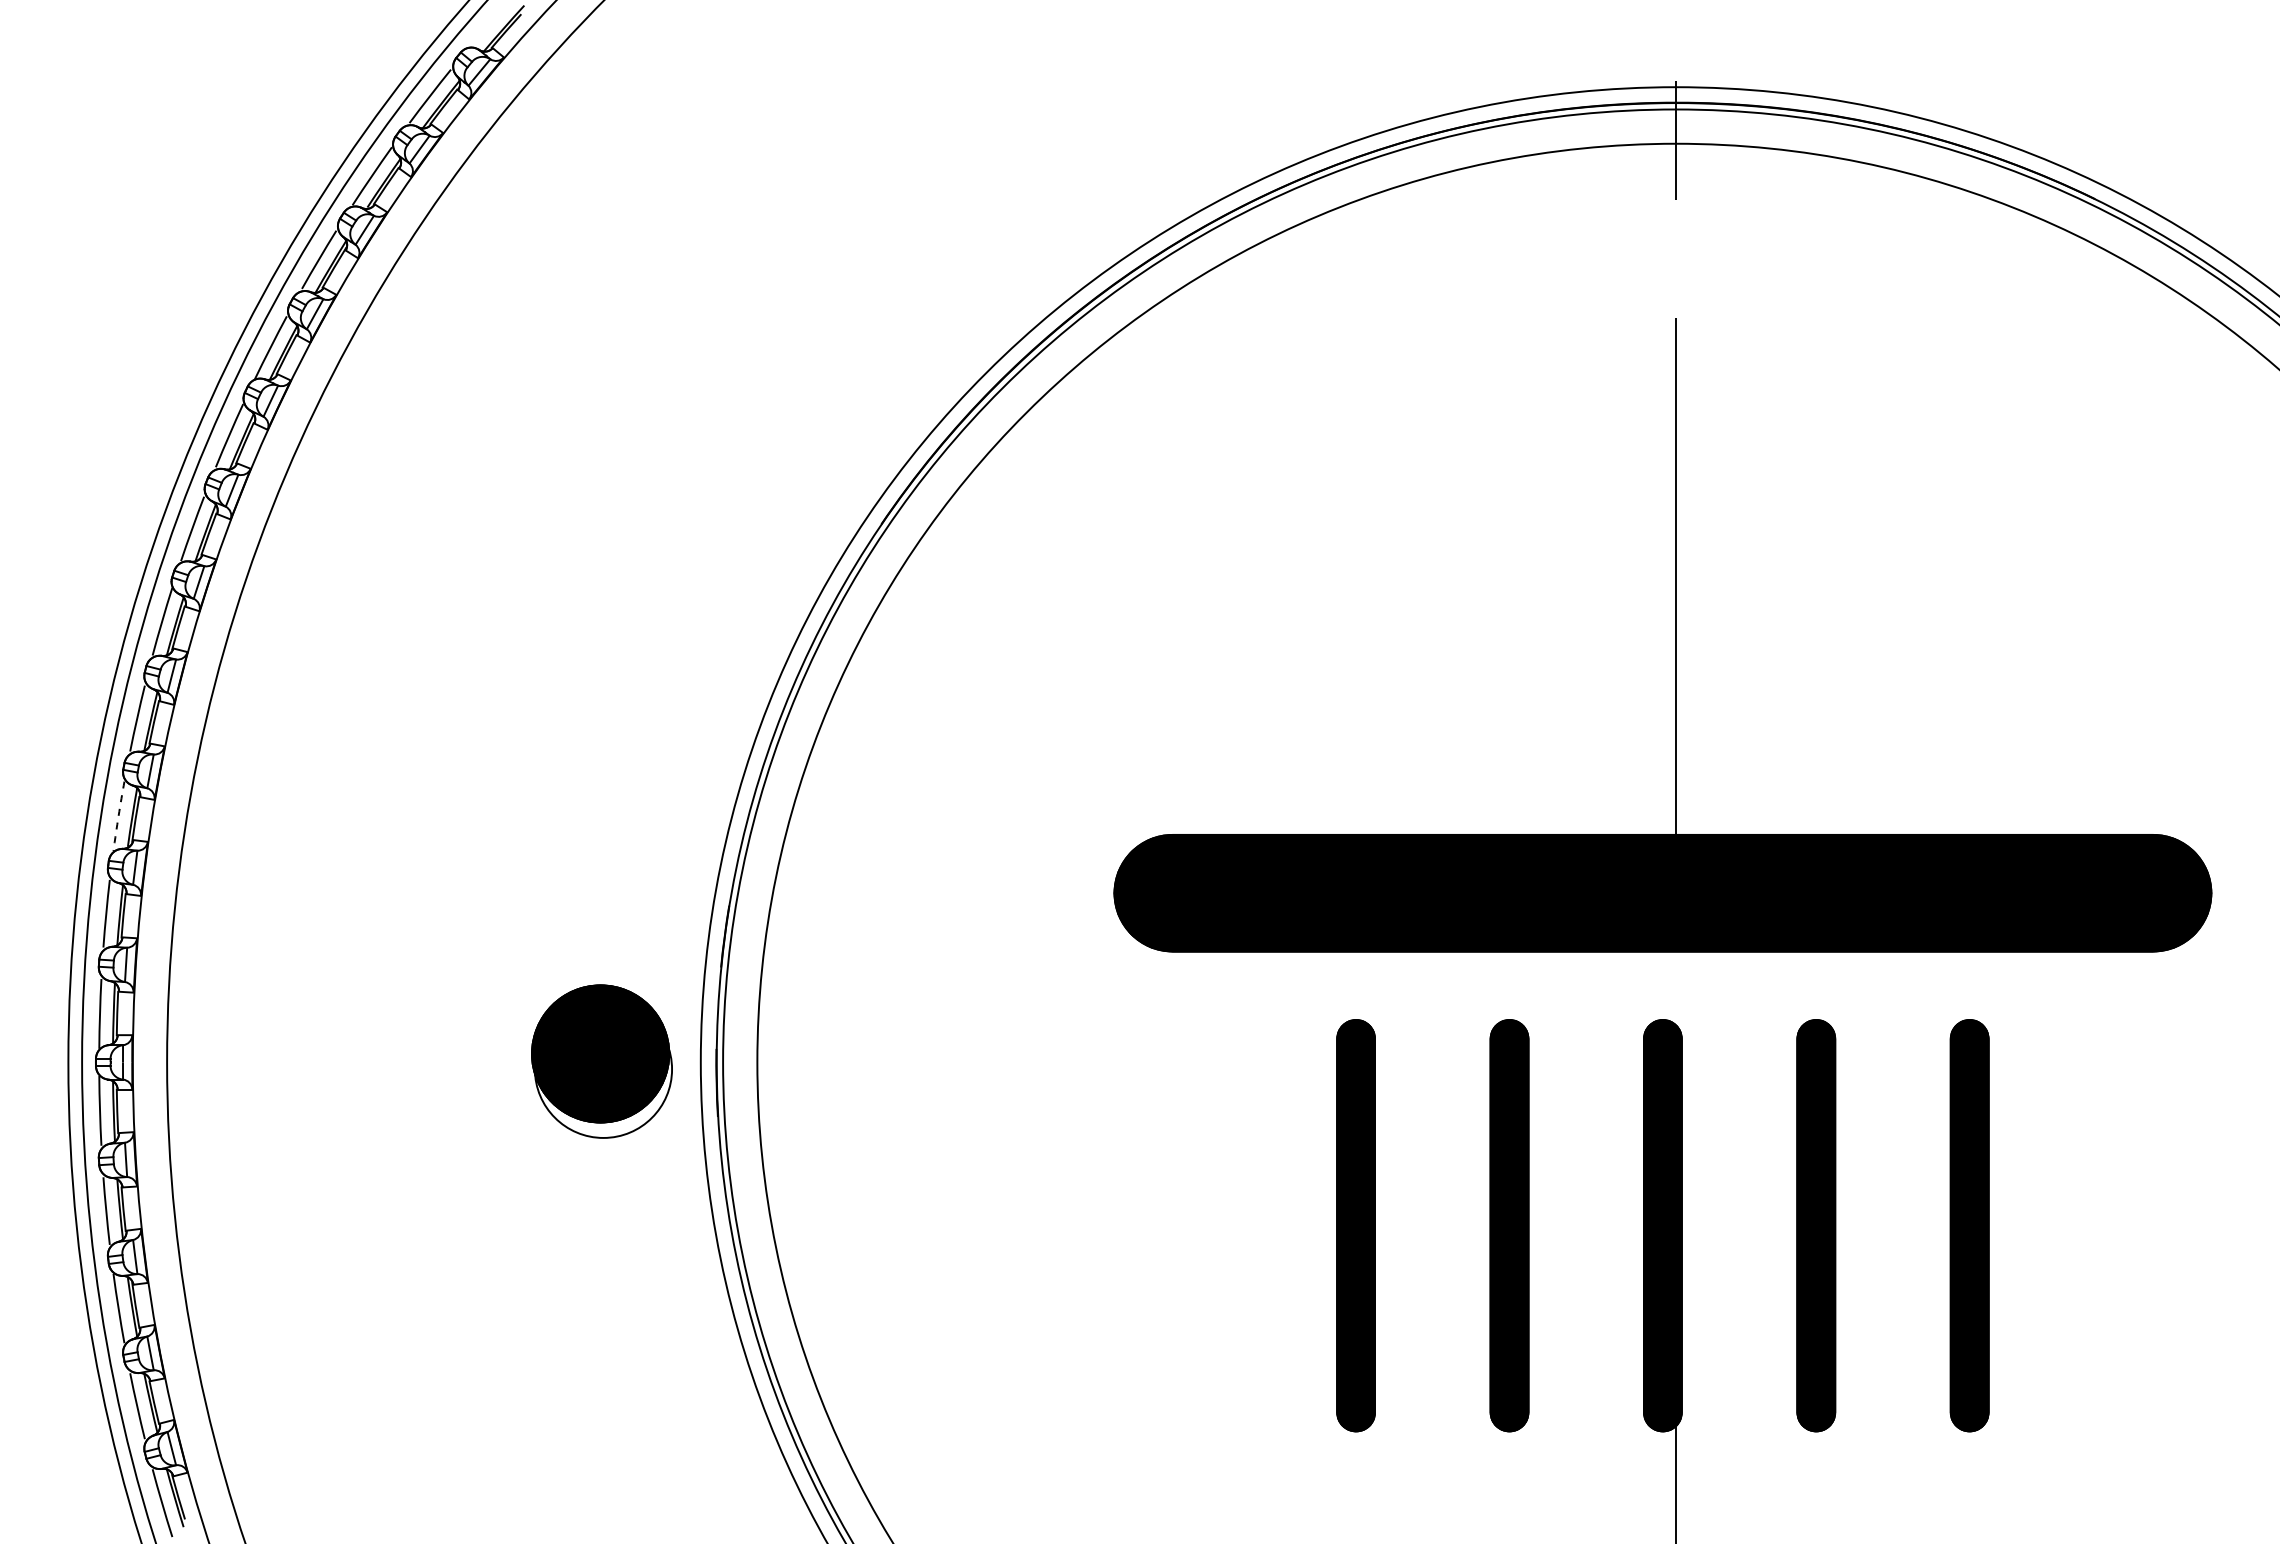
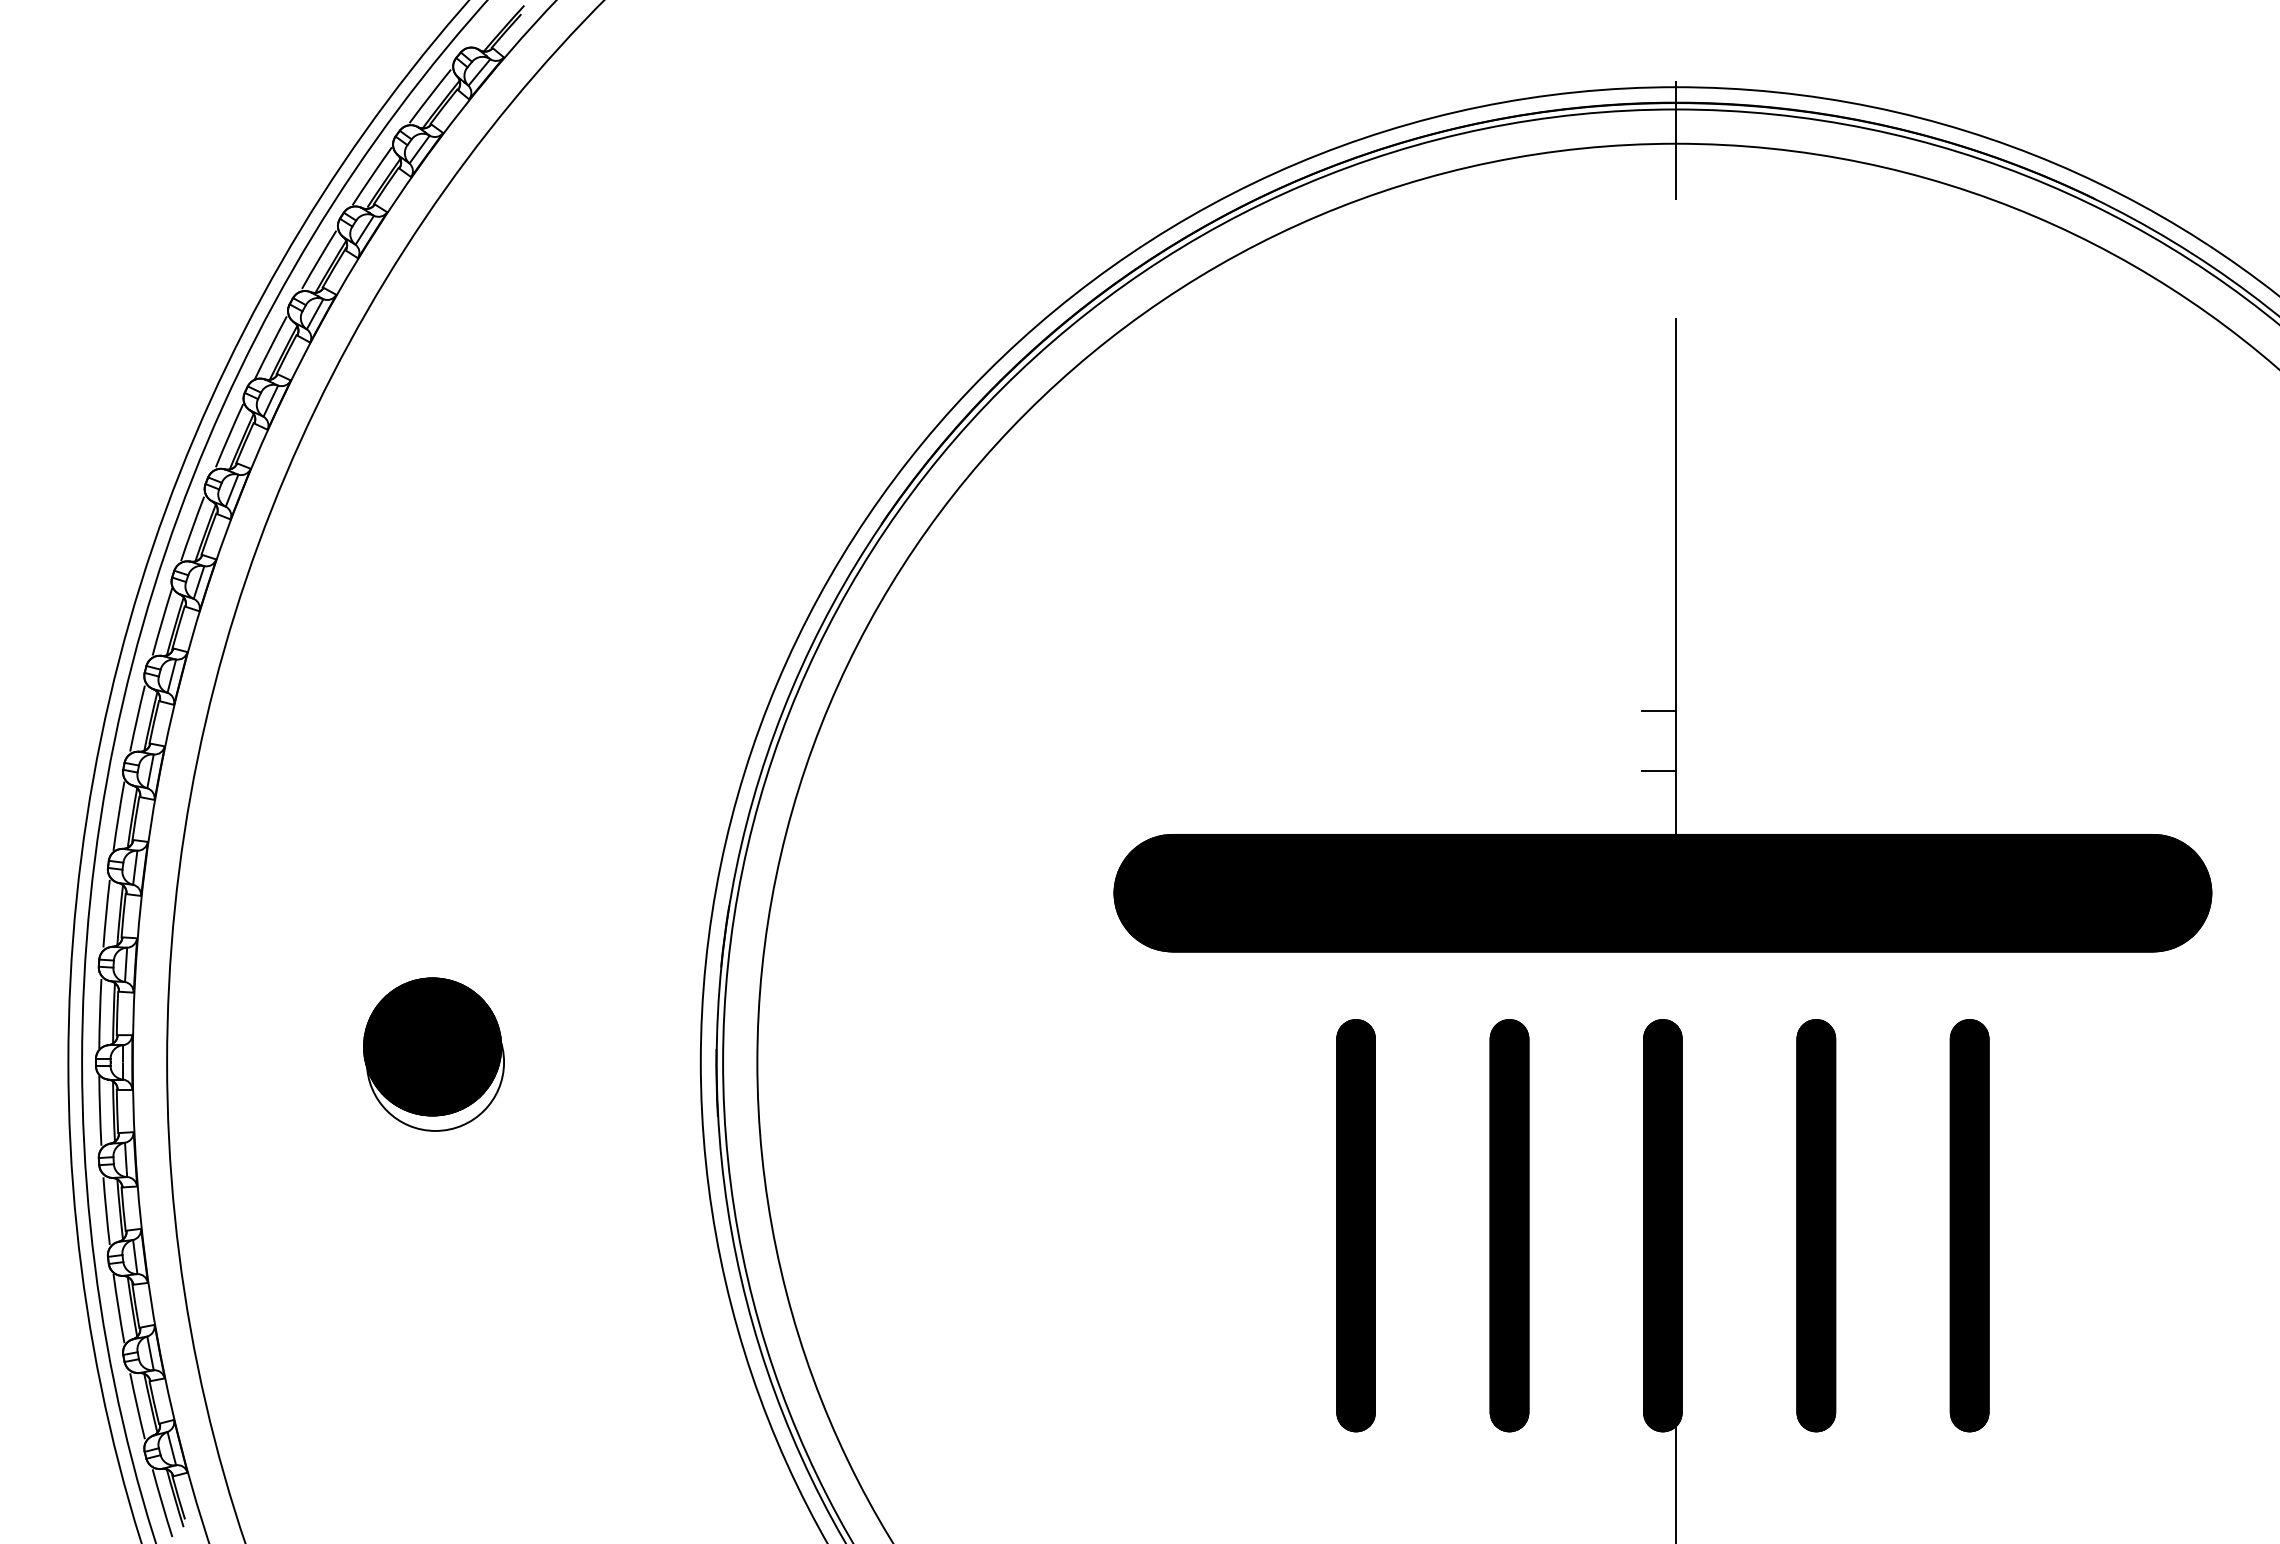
line: none -> present (1658, 710)
line: none -> present (1658, 771)
arc: dashed -> solid (118, 816)
part position: (601, 1061) -> (433, 1054) (433, 1054)
